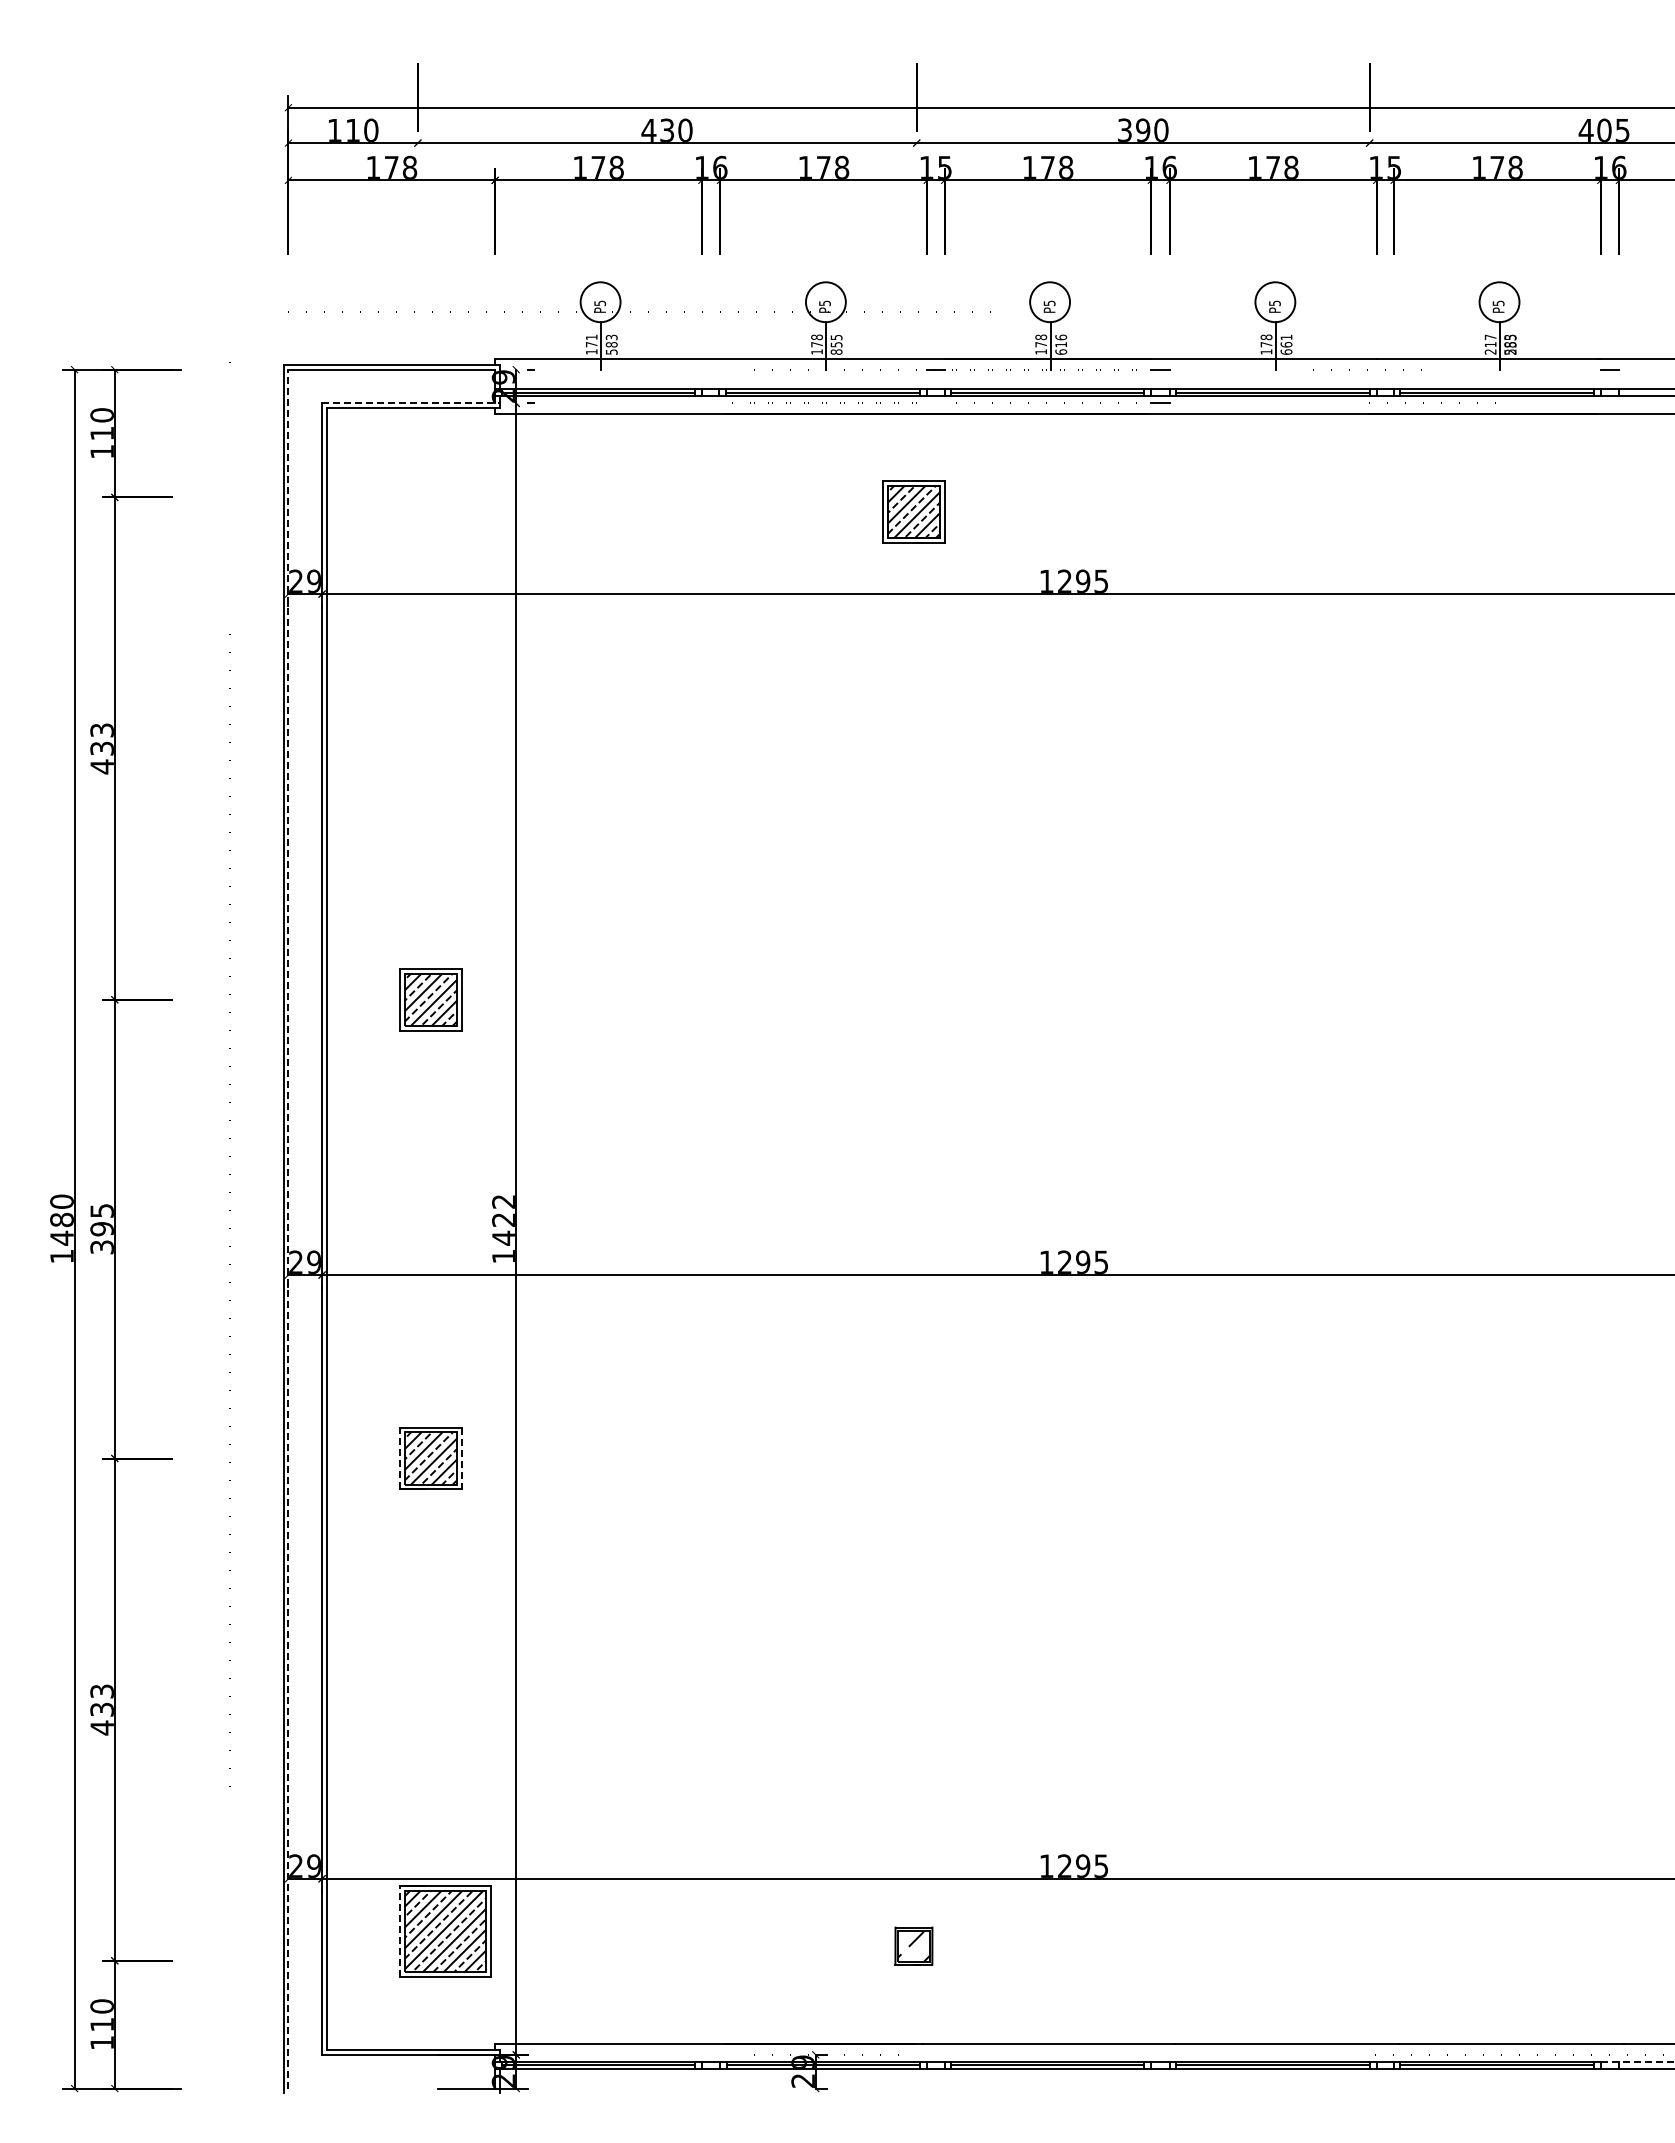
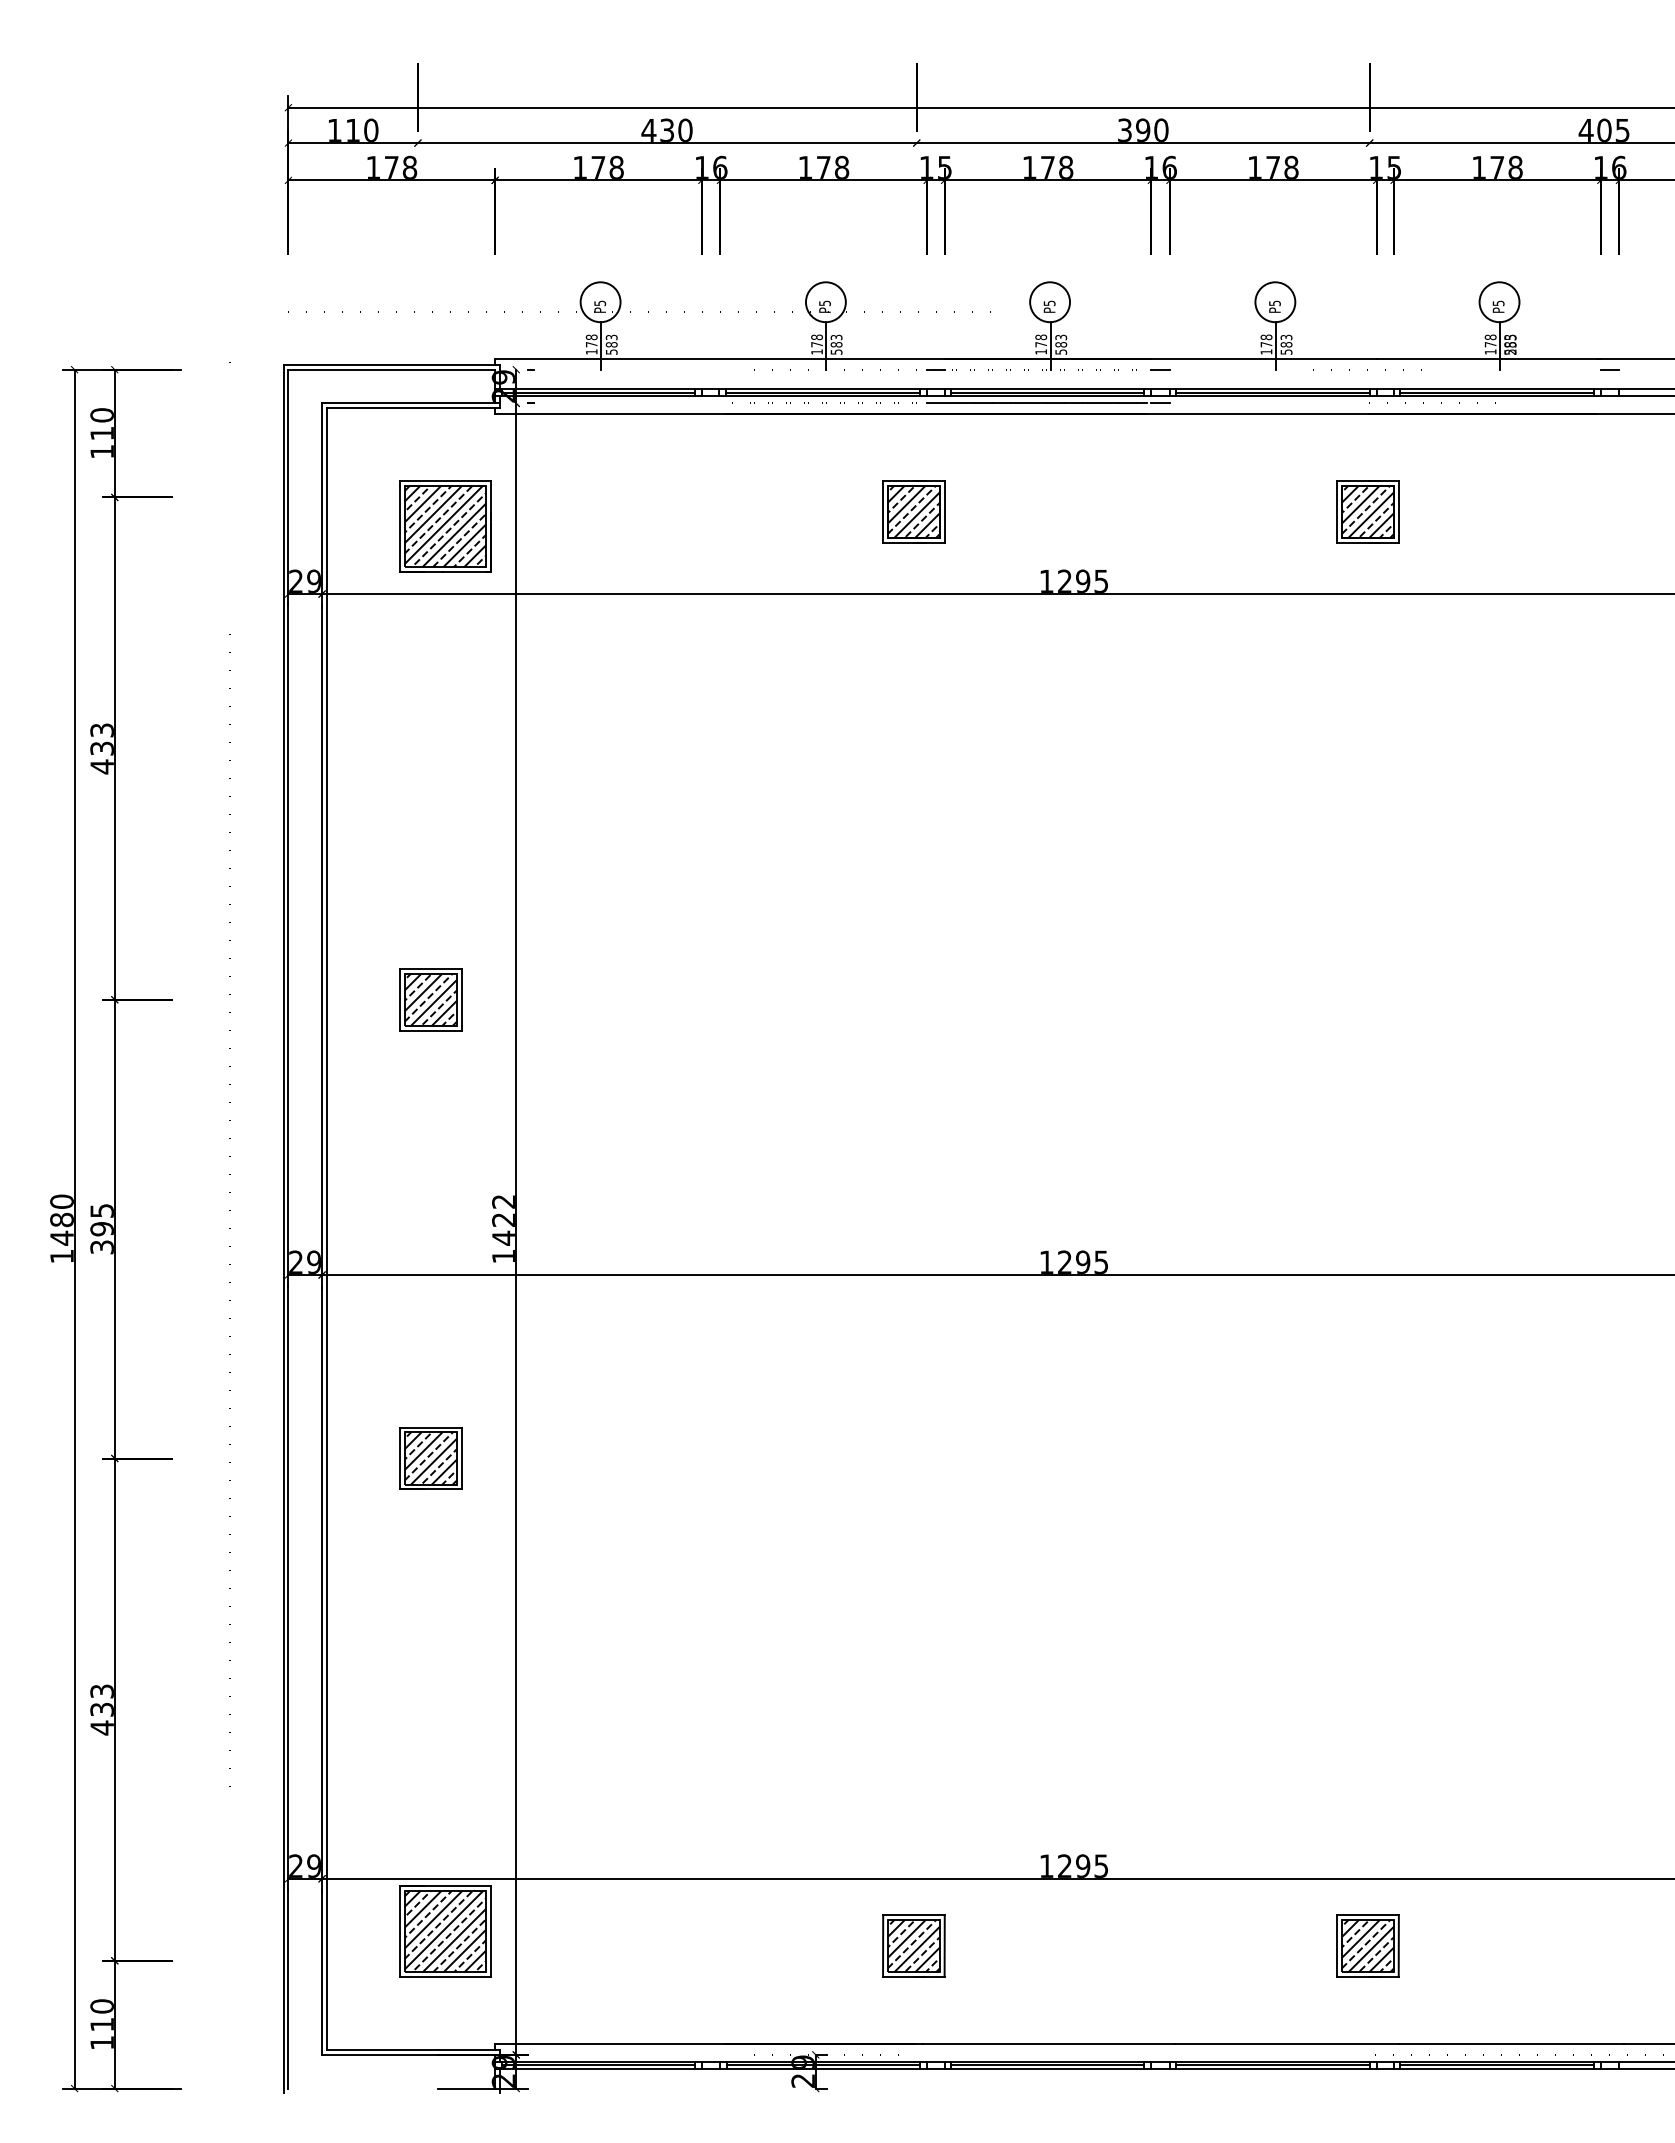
text: 171 -> 178 (591, 337)
text: 855 -> 583 (836, 344)
text: 616 -> 583 (1061, 344)
text: 661 -> 583 (1286, 344)
text: 217 -> 178 (1490, 344)
line: dashed -> solid (410, 403)
line: none -> present (1036, 403)
part: none -> present (1367, 511)
part: none -> present (445, 526)
line: dashed -> solid (288, 1228)
line: dashed -> solid (461, 1456)
line: dashed -> solid (399, 1458)
line: dashed -> solid (399, 1931)
part size: 40x40 px -> 64x64 px (913, 1945)
part: none -> present (1367, 1945)
line: dashed -> solid (1637, 2061)
